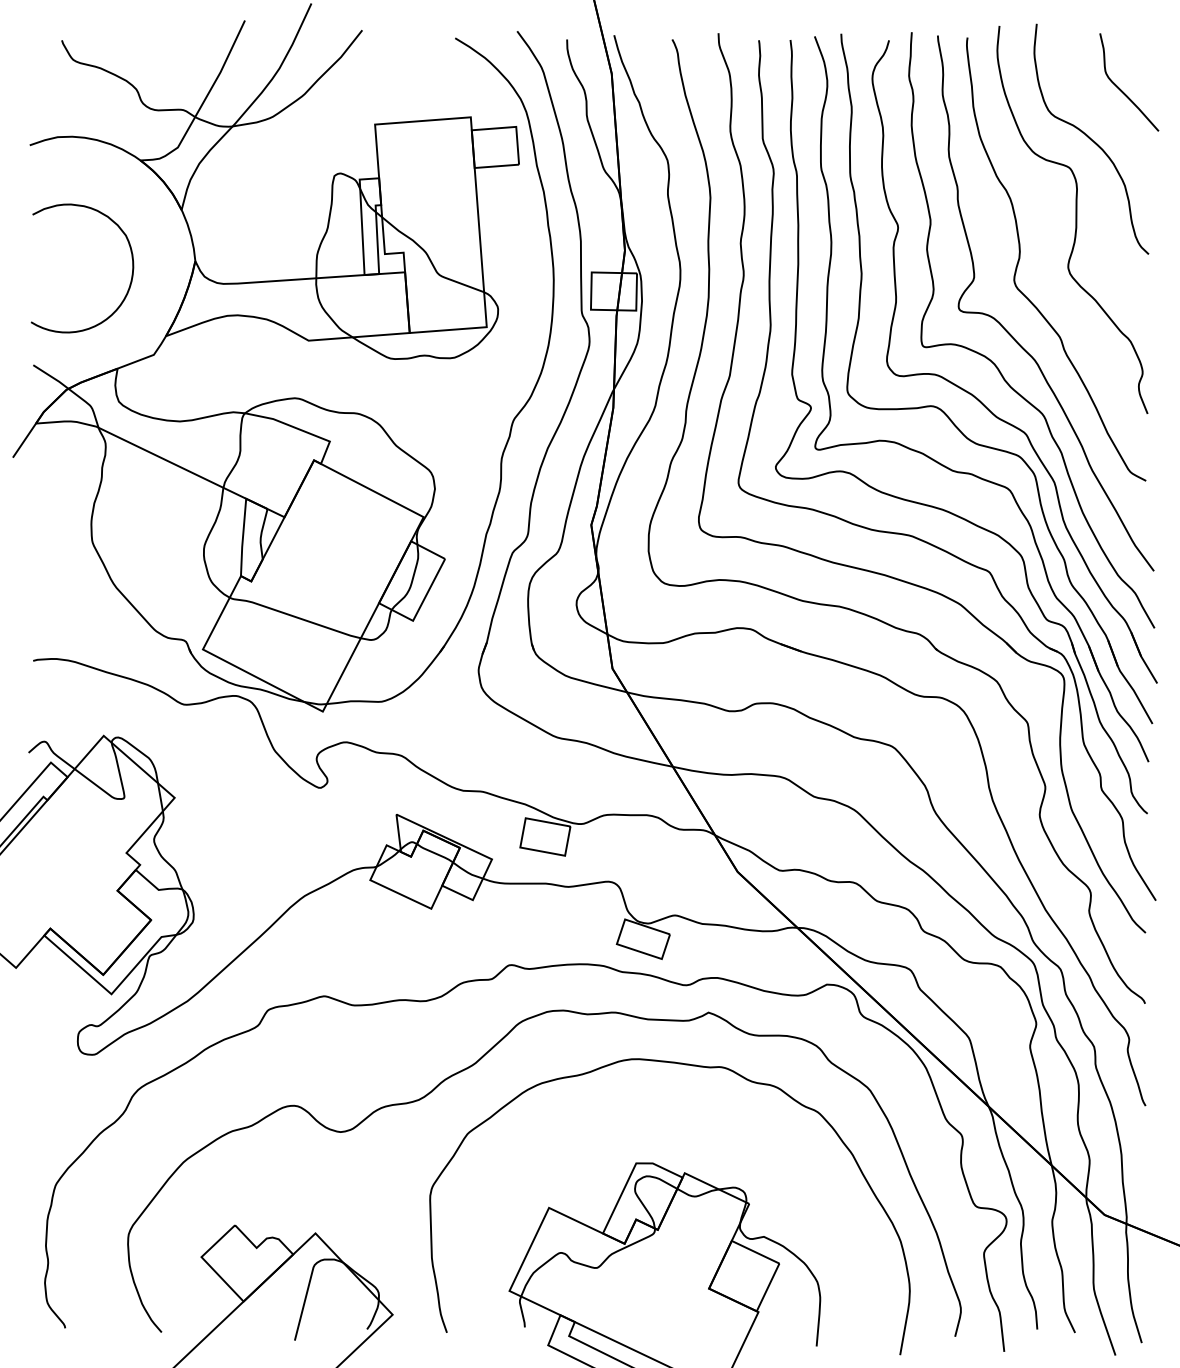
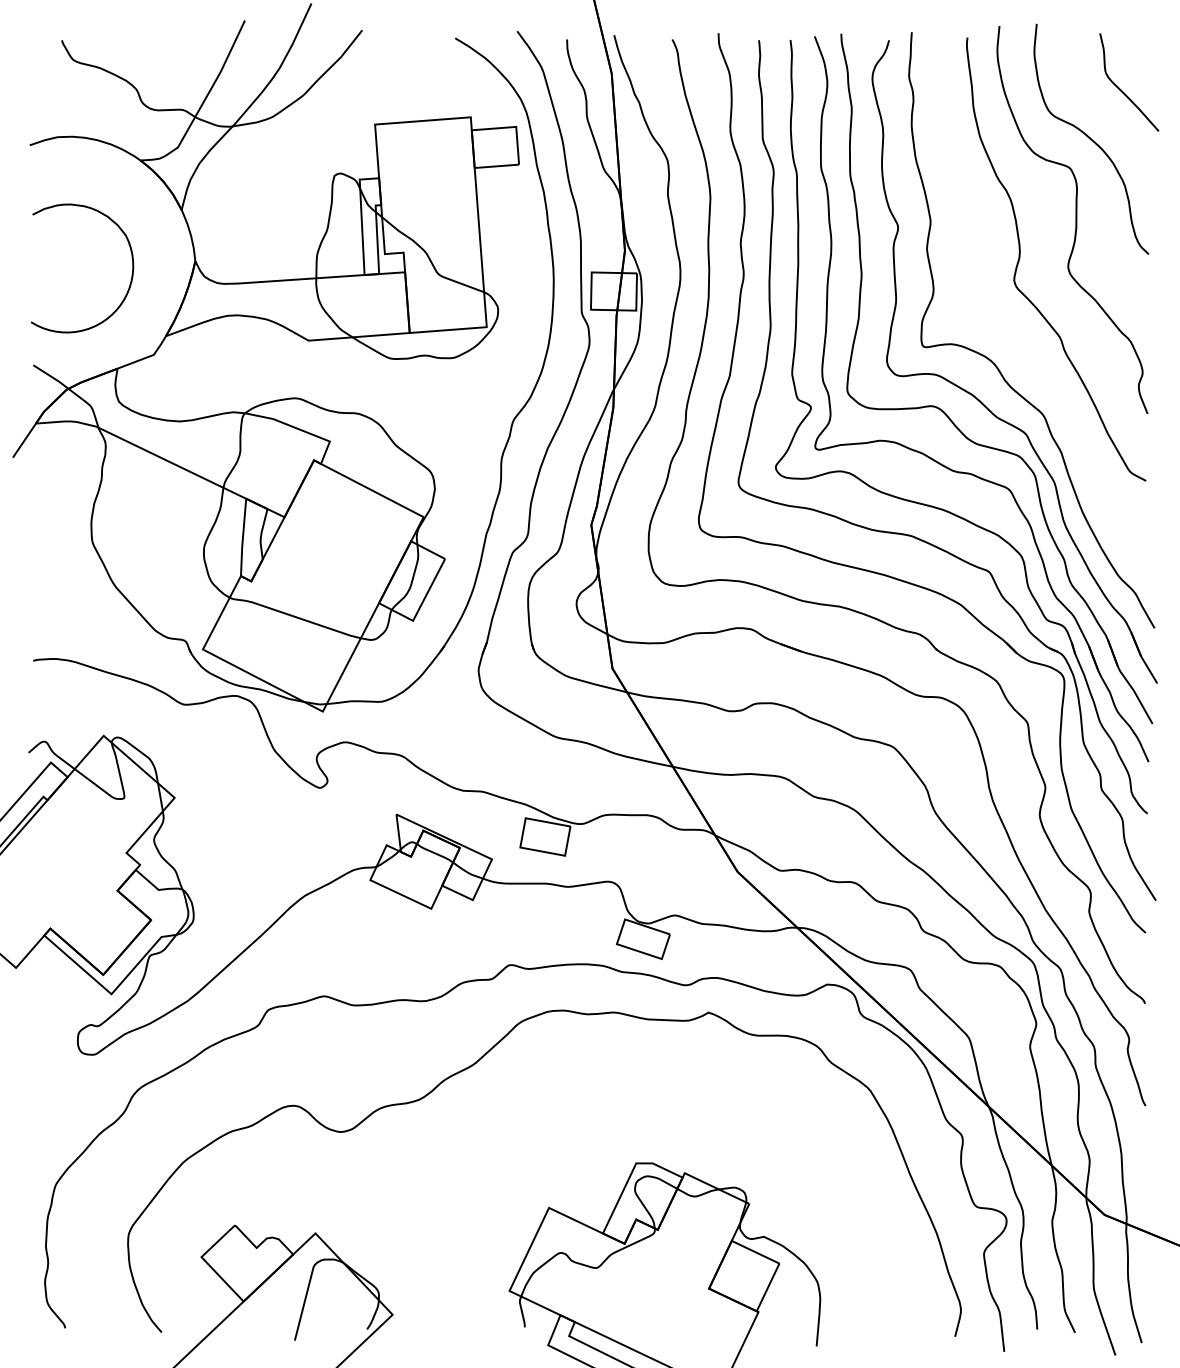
curve: present -> none (1012, 335)
curve: present -> none (692, 1066)
